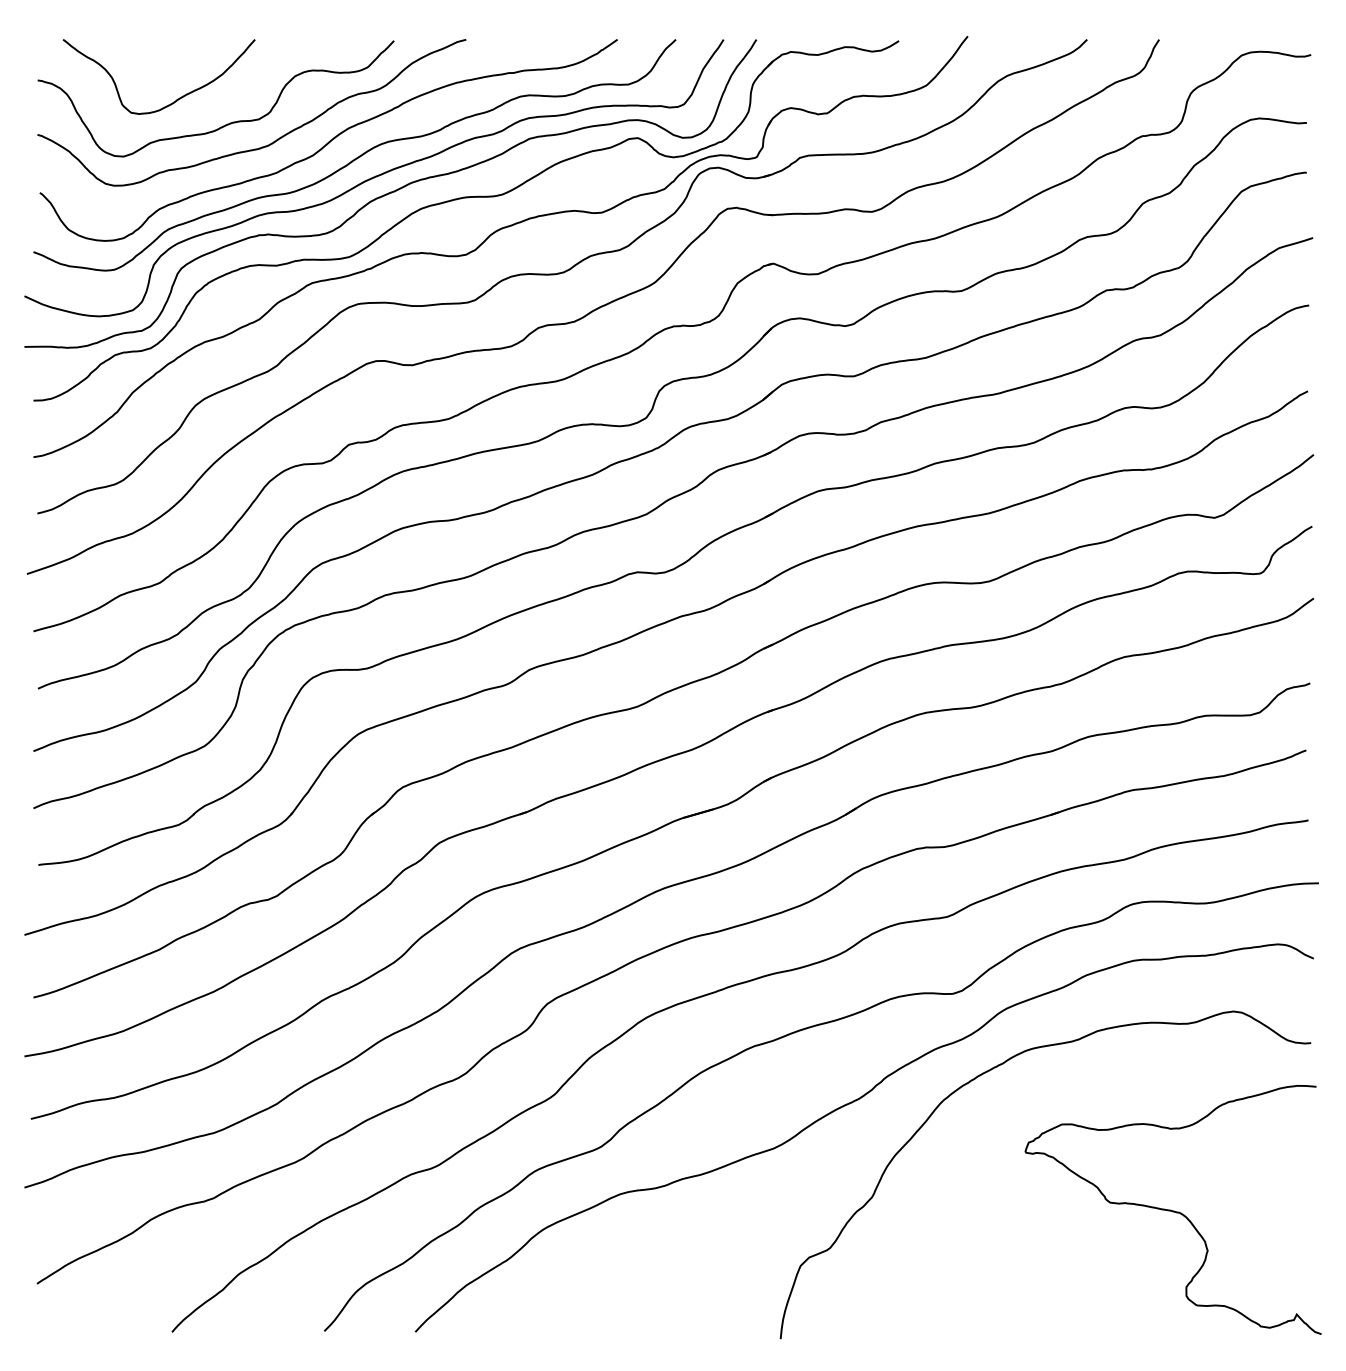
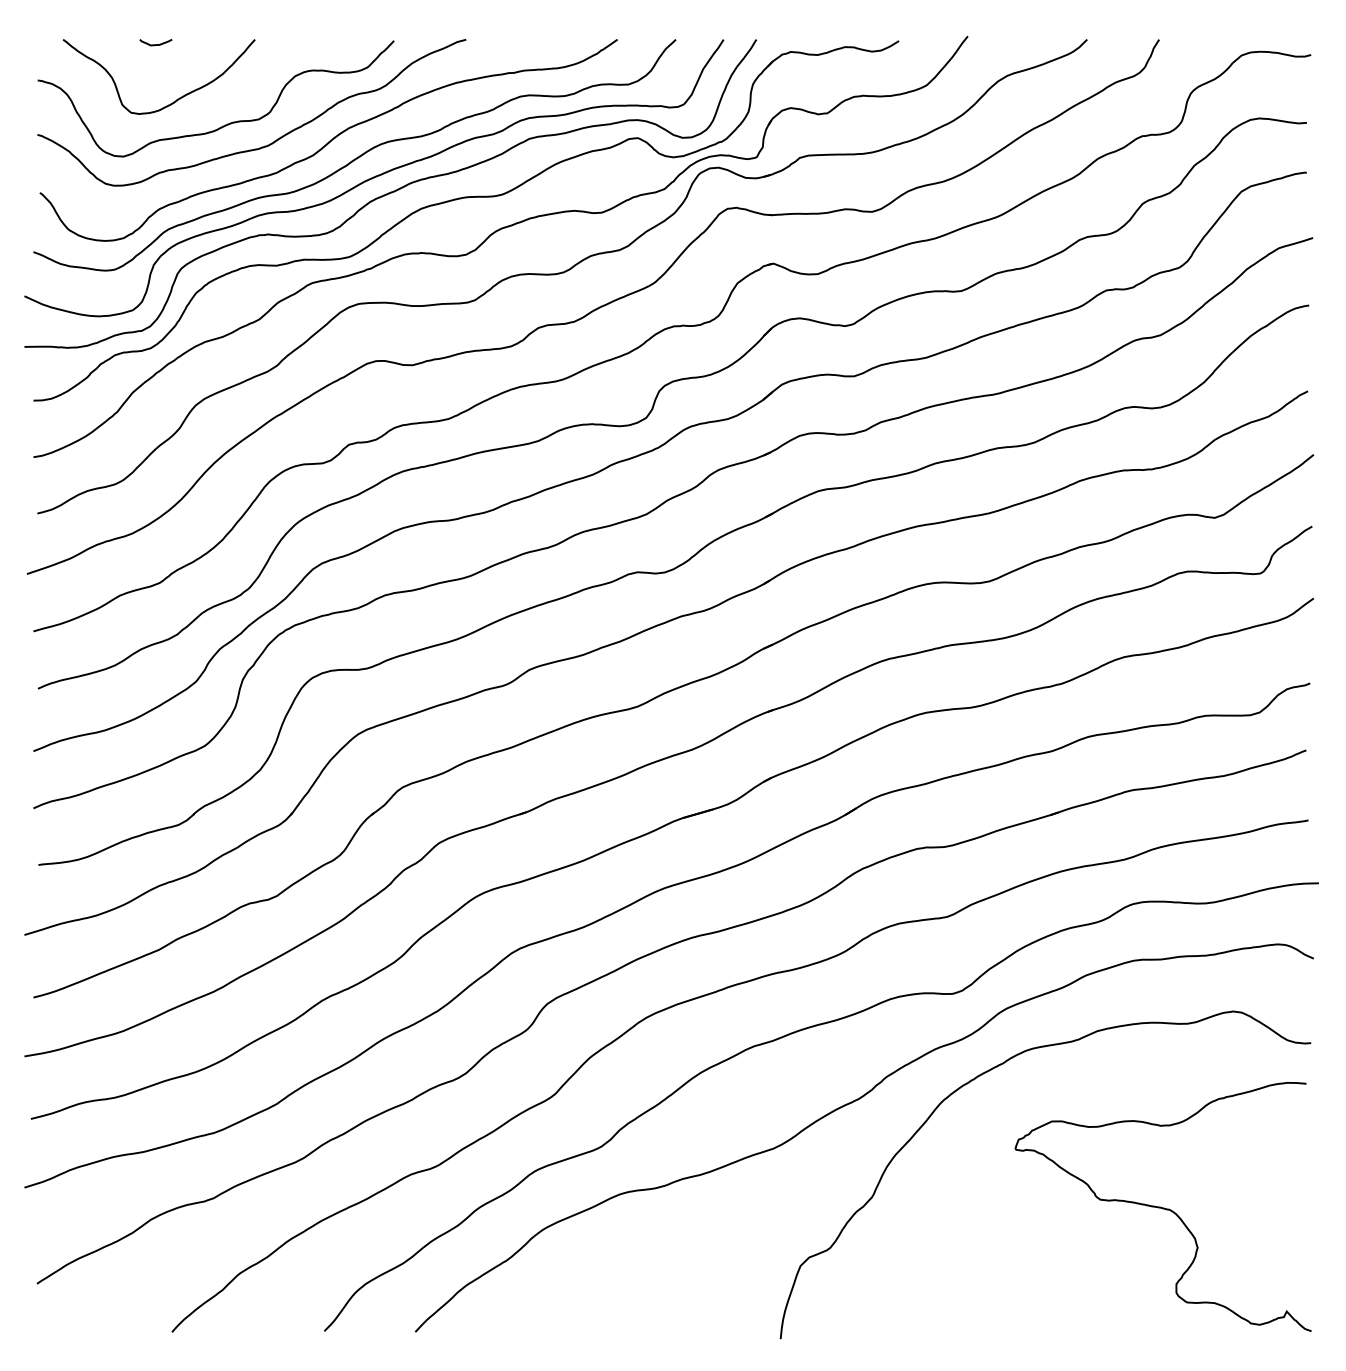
curve: none -> present (155, 44)
curve position: (1172, 1210) -> (1162, 1207) (1162, 1207)
